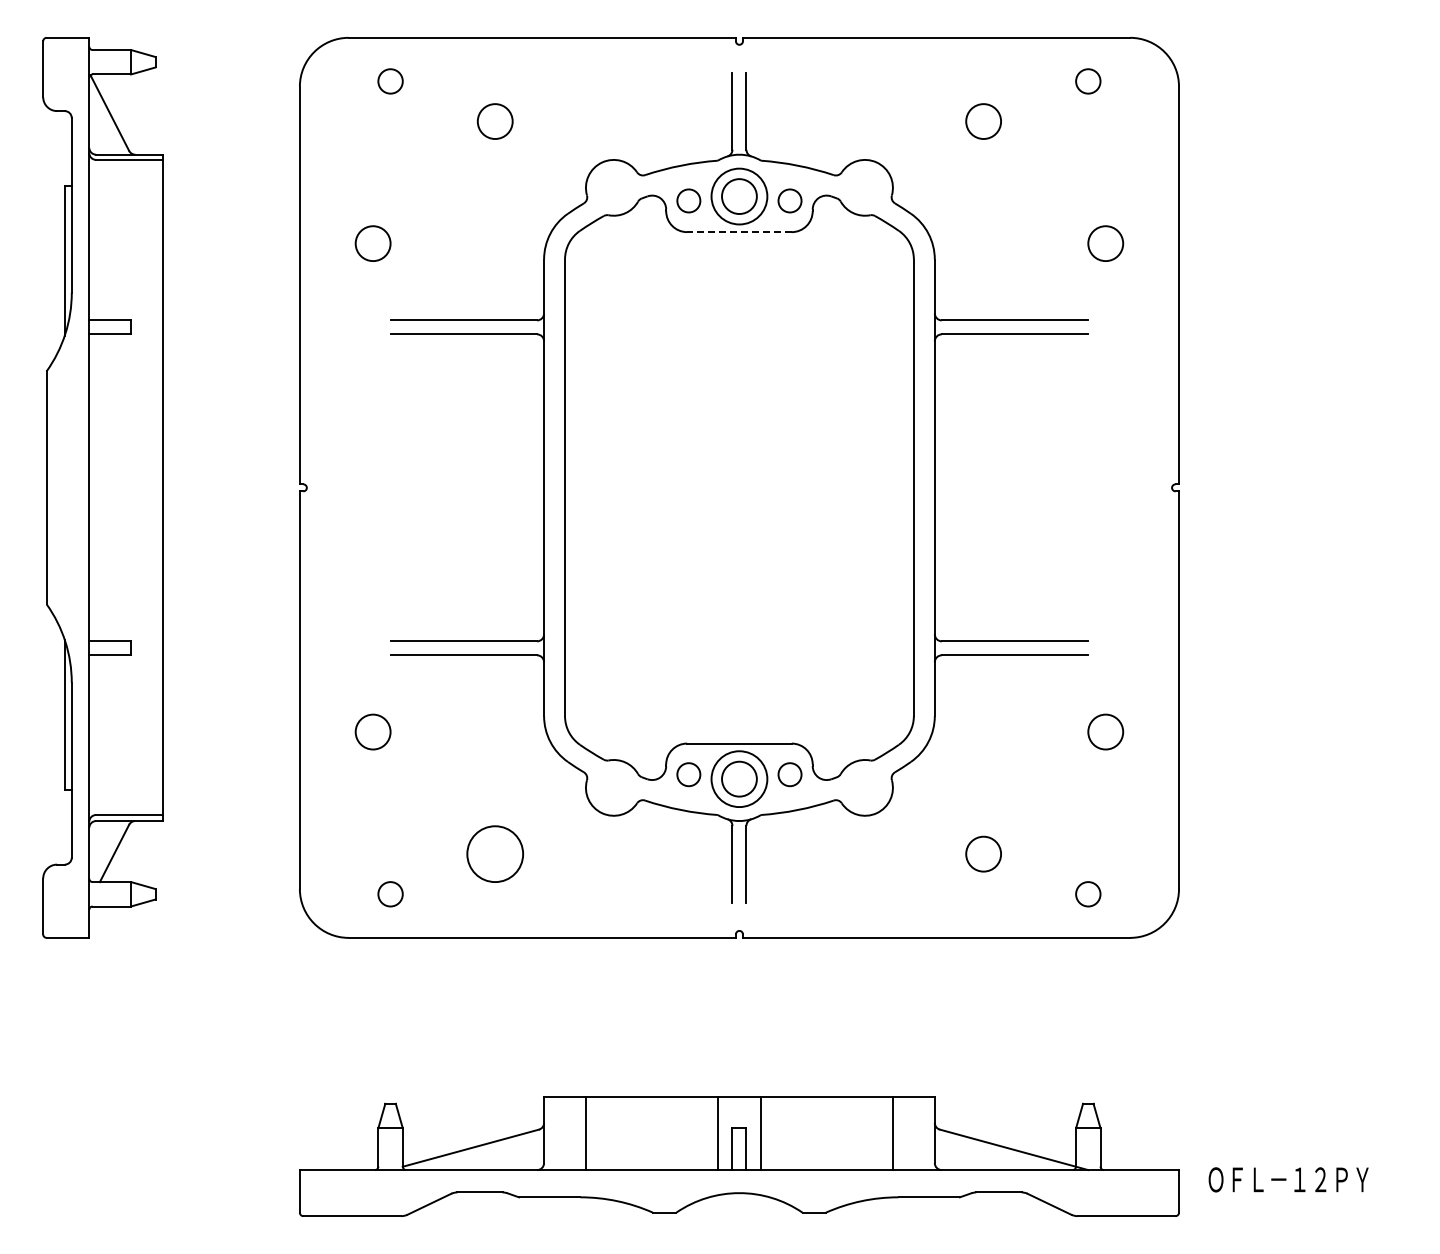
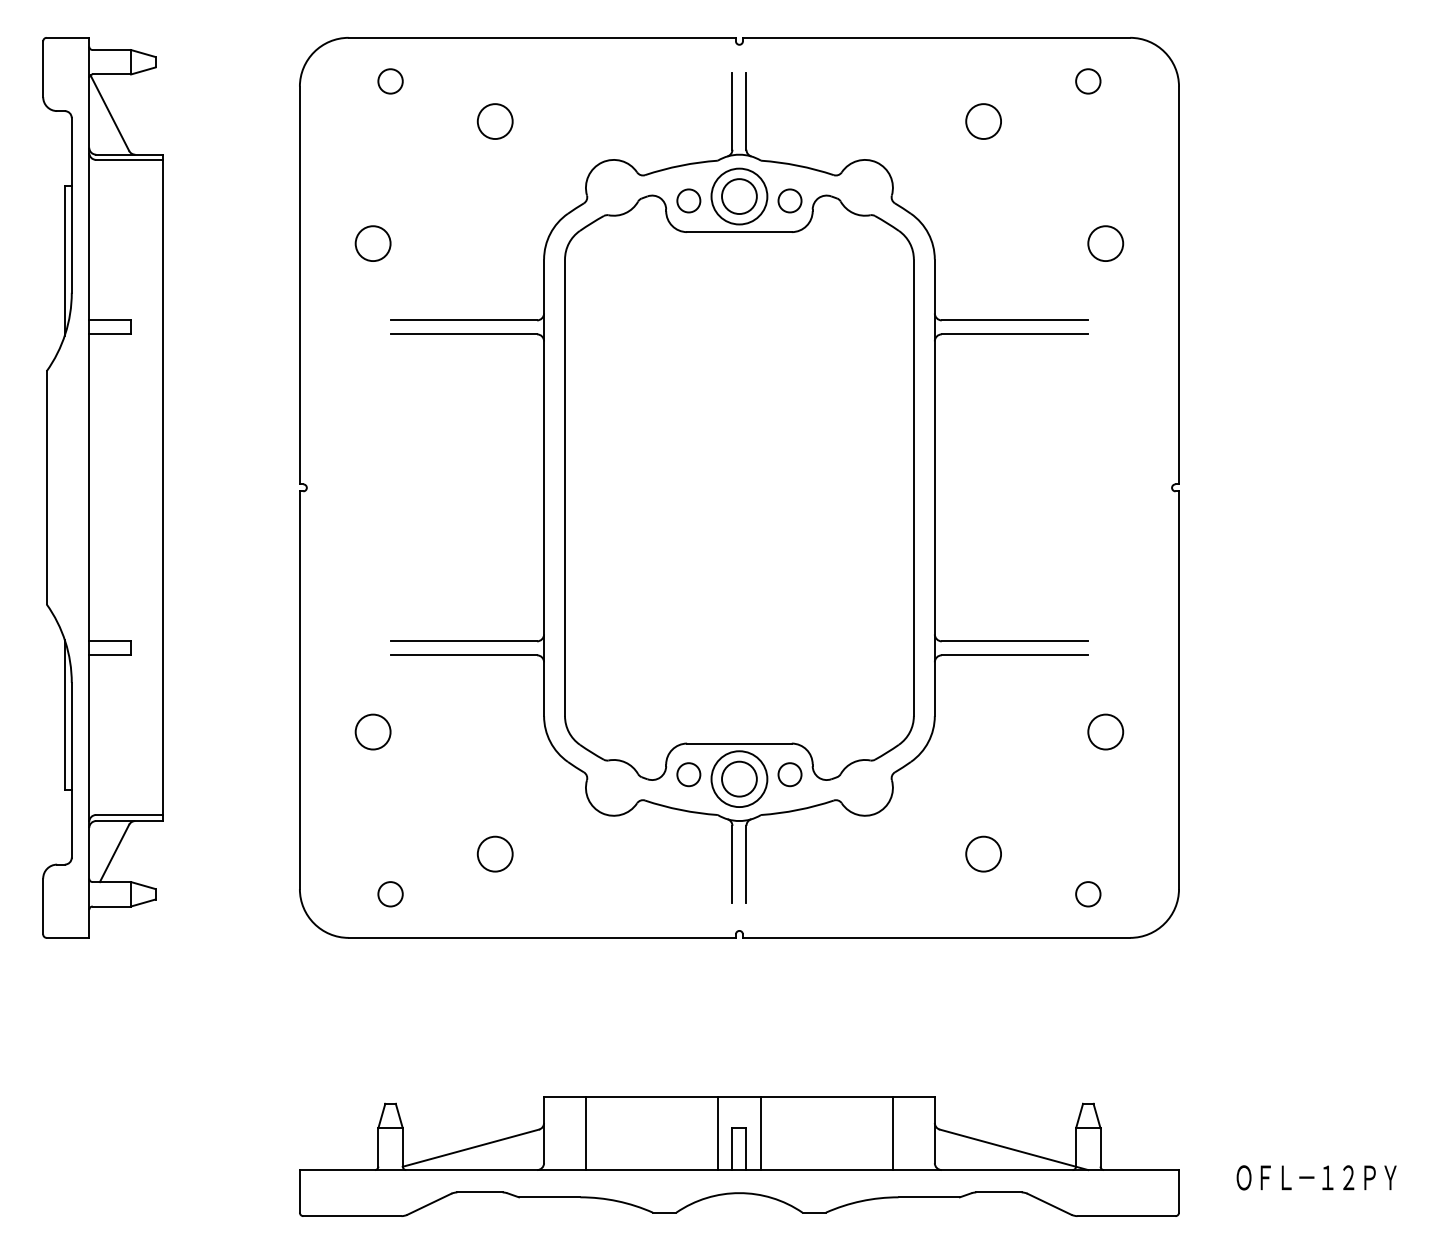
line: dashed -> solid (738, 232)
circle diameter: 56 px -> 35 px (494, 853)
text position: (1288, 1179) -> (1316, 1177) (1316, 1177)
